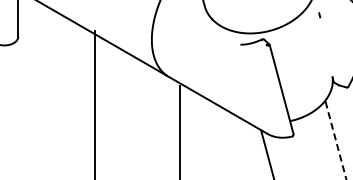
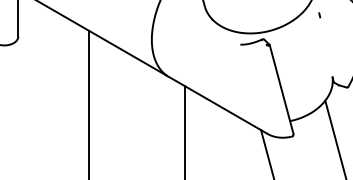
line position: (94, 103) -> (88, 103) (88, 103)
line position: (179, 131) -> (184, 131) (184, 131)
line: dashed -> solid (335, 140)
